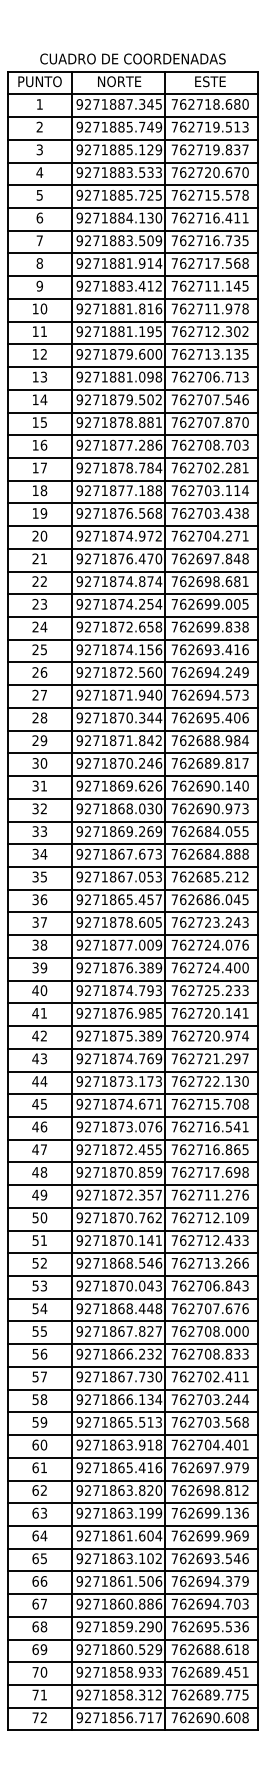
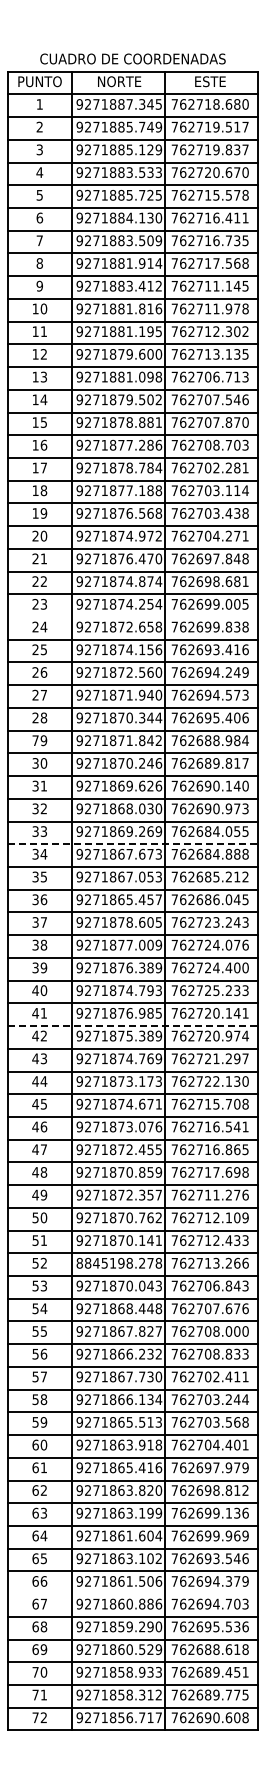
text: 762719.513 -> 762719.517 (245, 126)
line: present -> none (132, 617)
text: 29 -> 79 (35, 740)
line: solid -> dashed (133, 844)
line: solid -> dashed (133, 1026)
text: 9271868.546 -> 8845198.278 (119, 1262)
line: present -> none (132, 1594)
